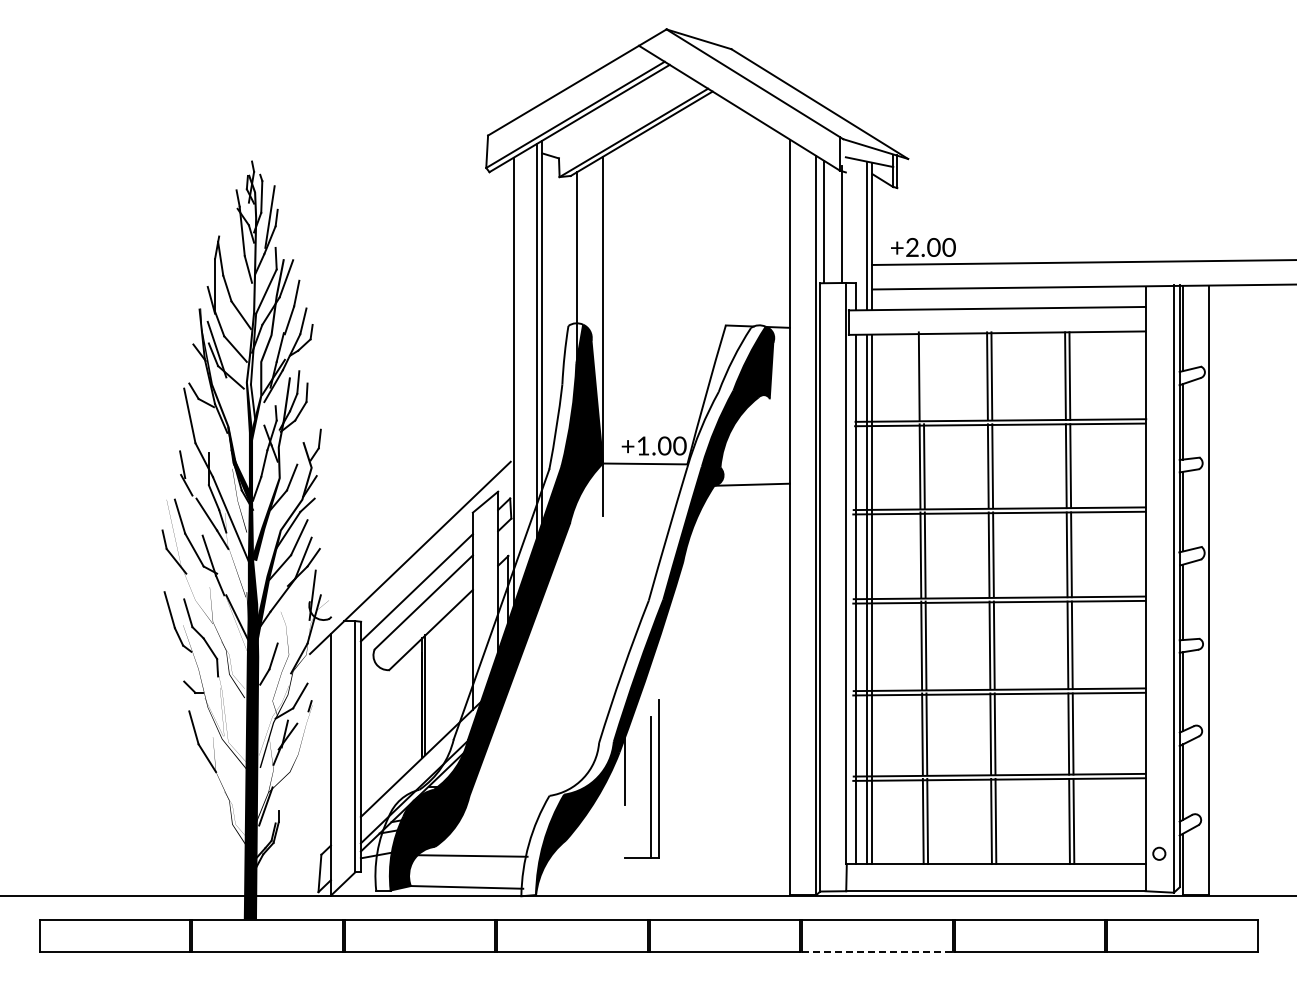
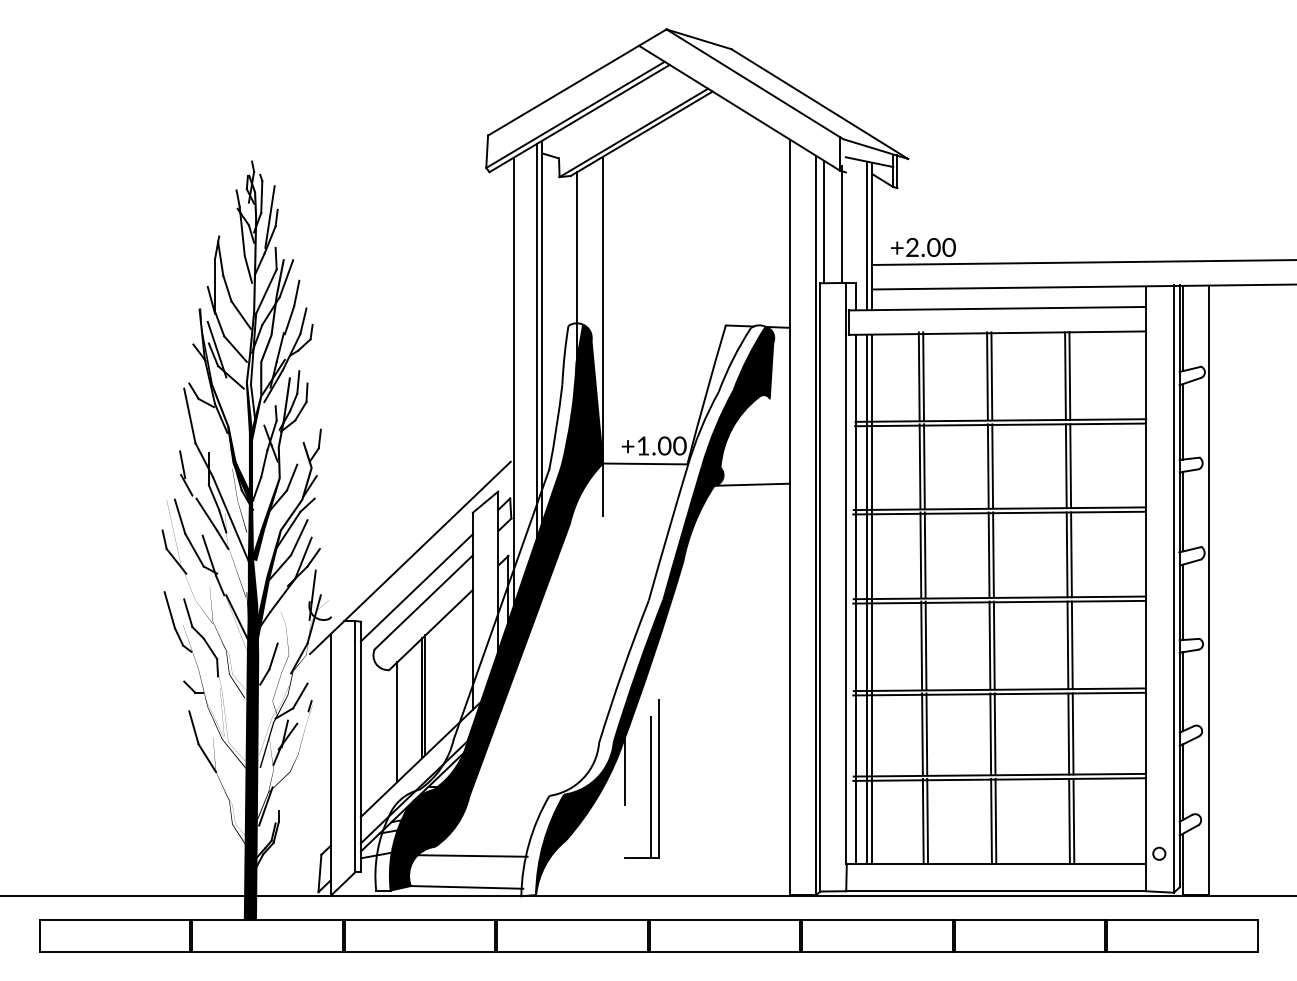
line: none -> present (923, 375)
line: none -> present (397, 722)
line: dashed -> solid (878, 951)
